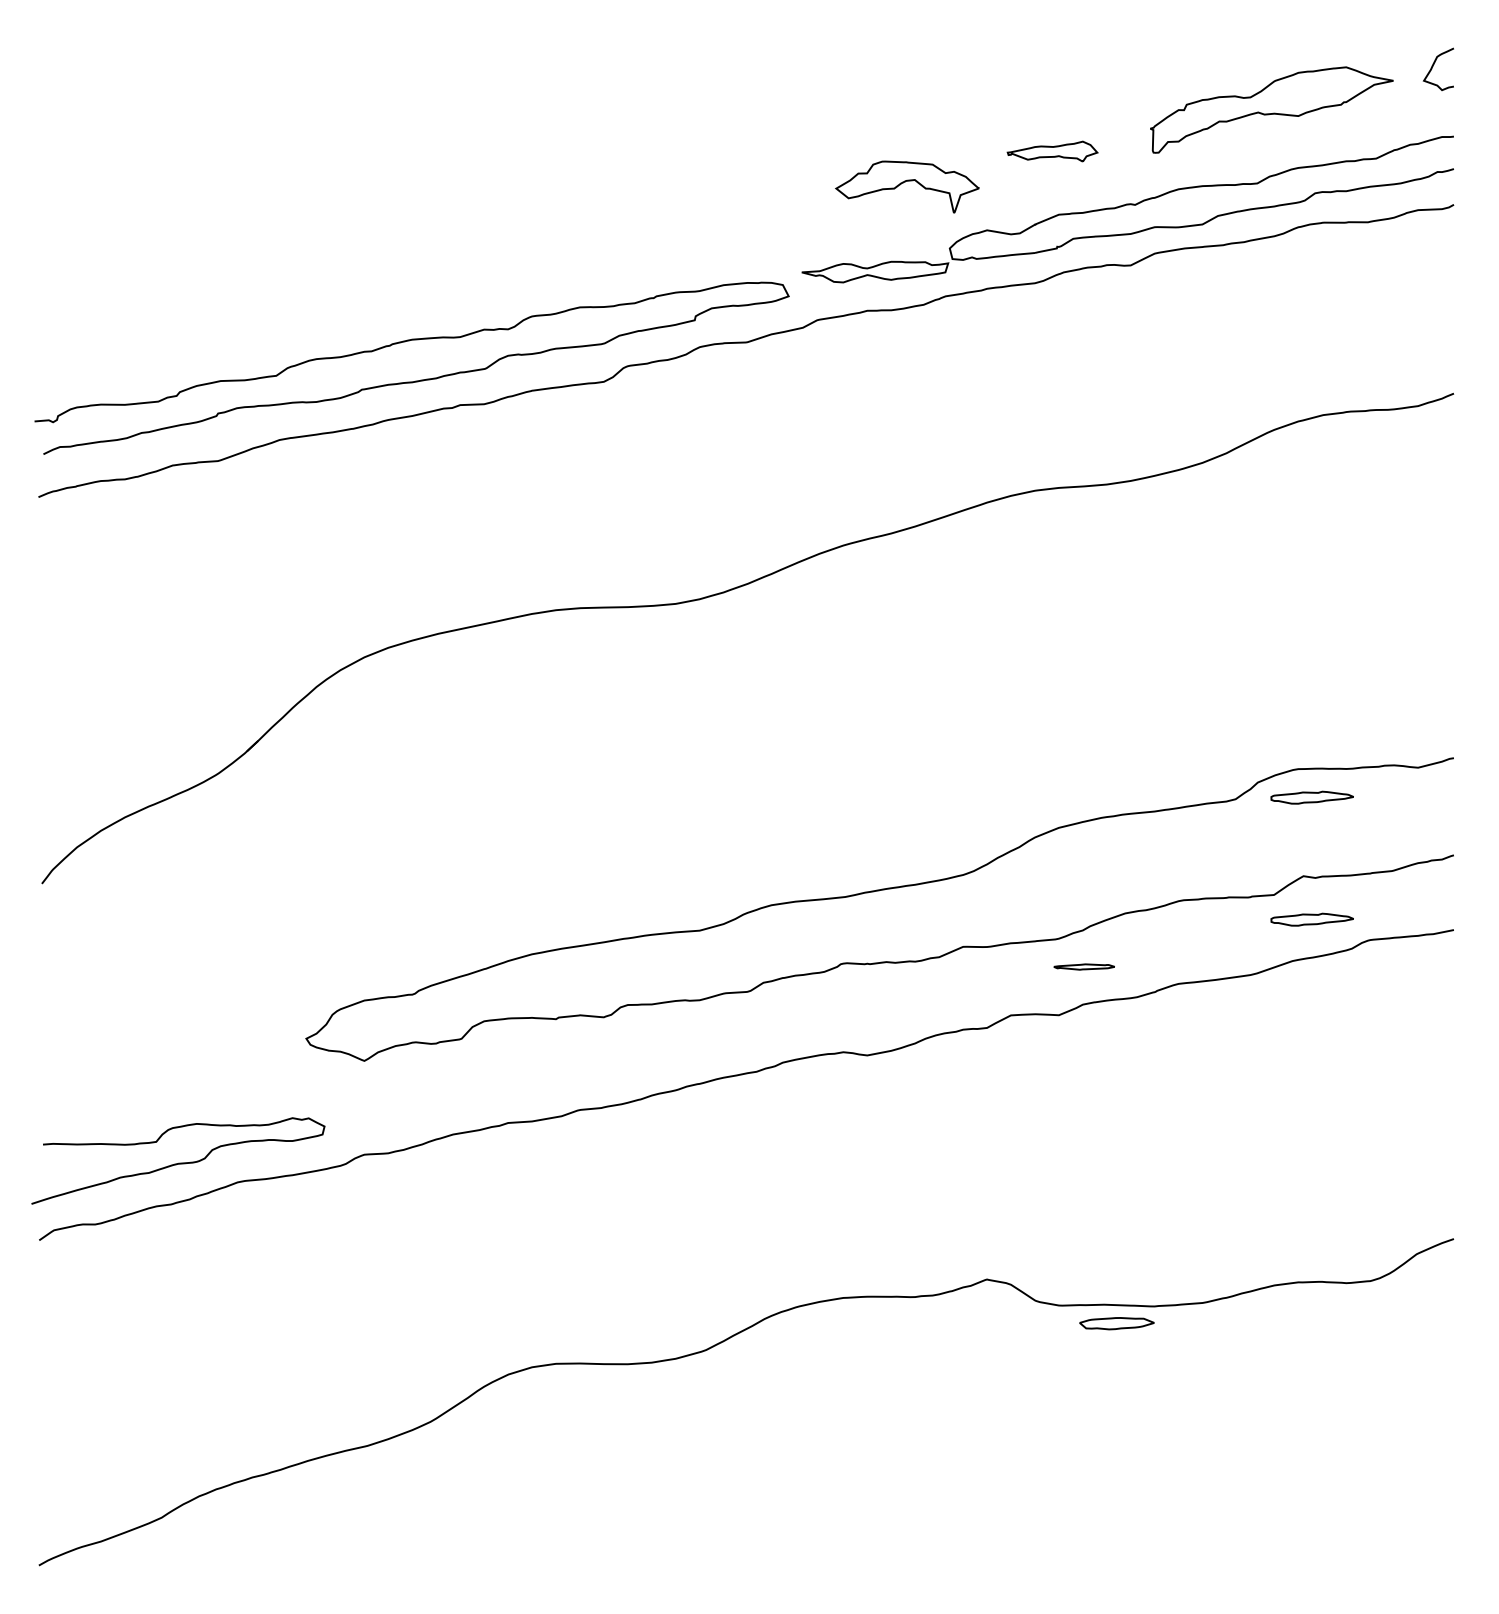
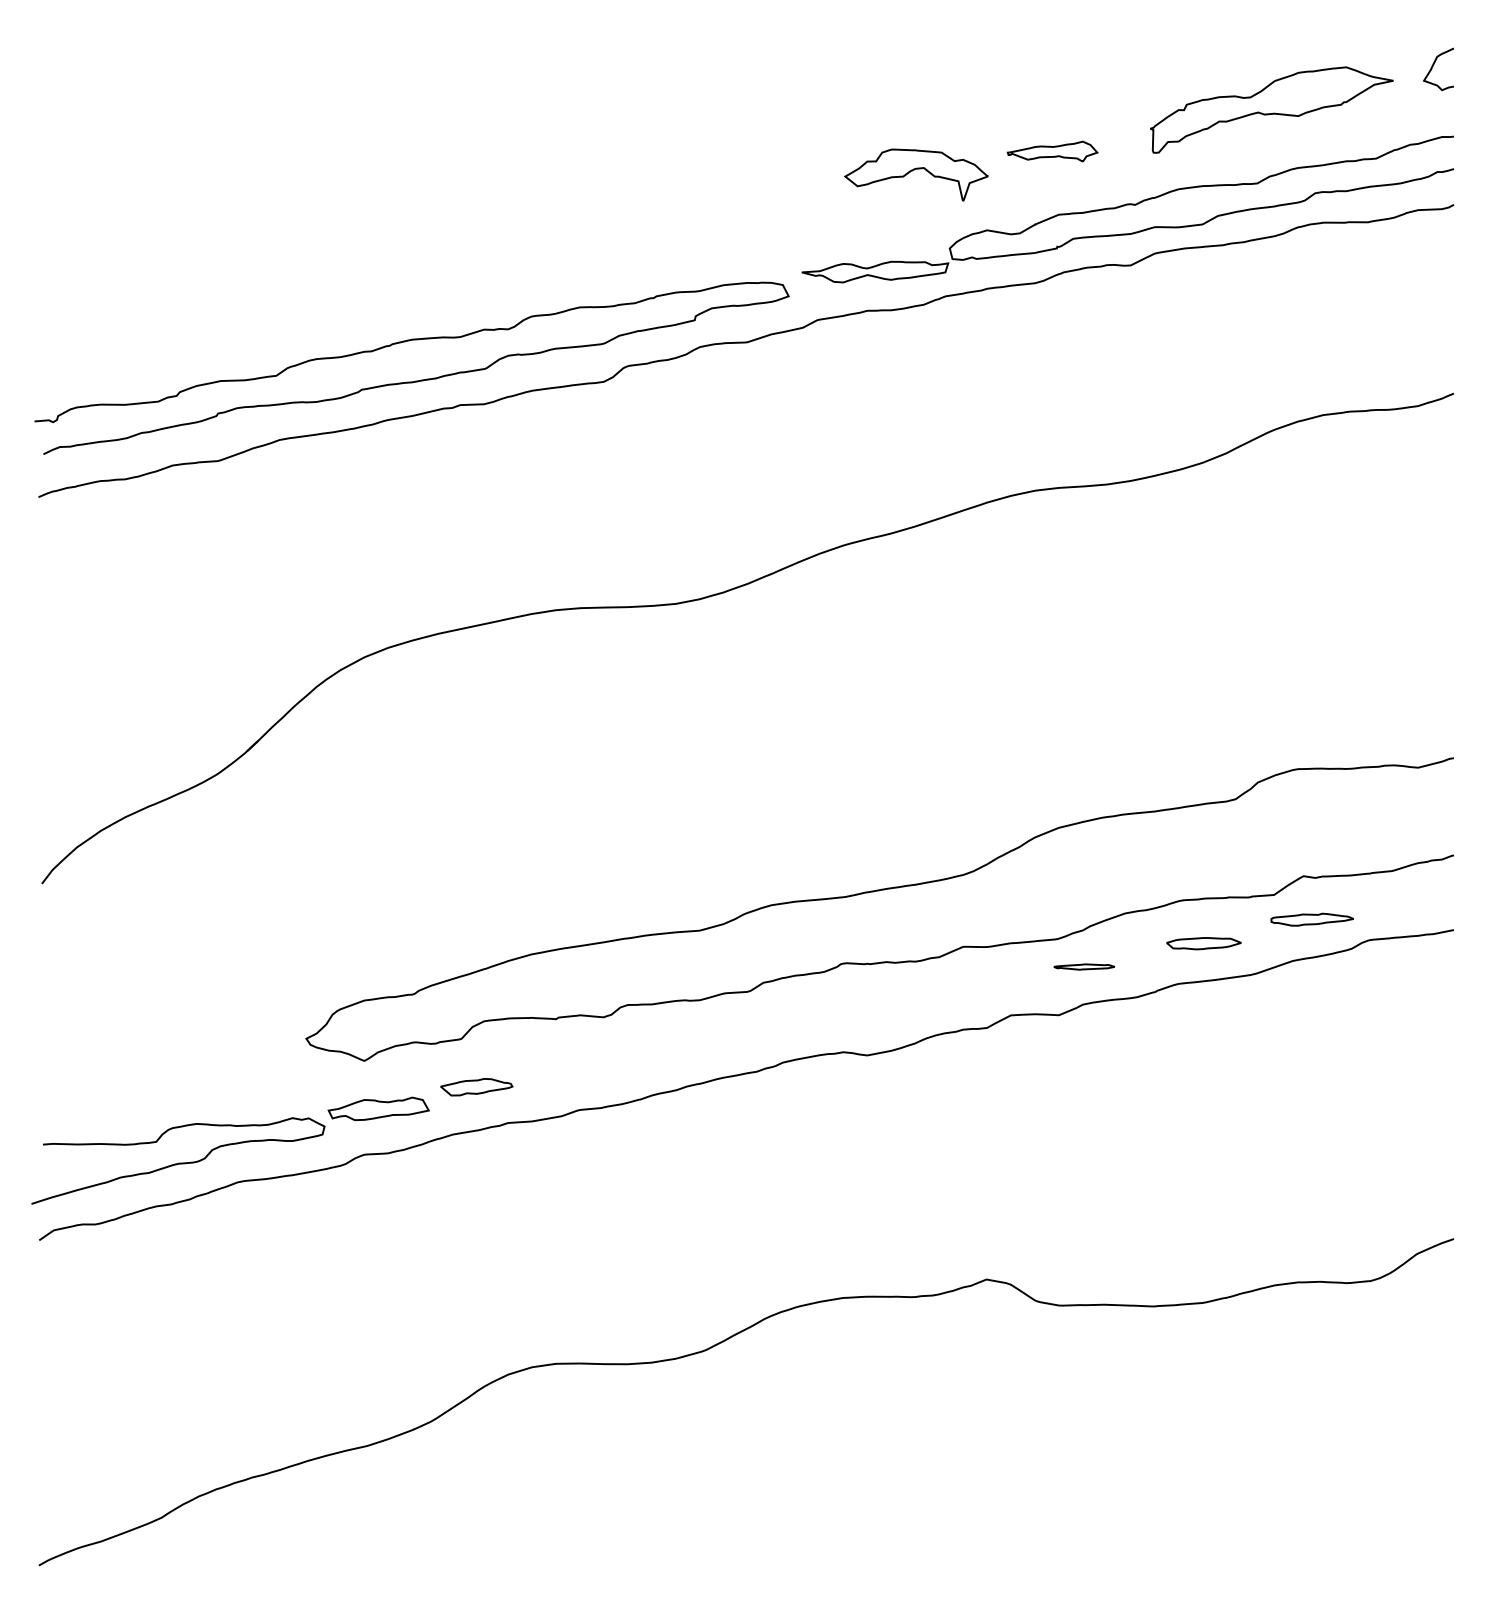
part position: (907, 186) -> (916, 174) (916, 174)
part: present -> none (1311, 797)
part: none -> present (476, 1087)
part: none -> present (378, 1108)
part position: (1116, 1323) -> (1203, 943) (1203, 943)
